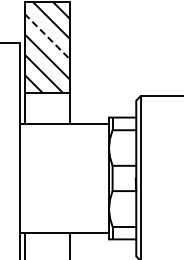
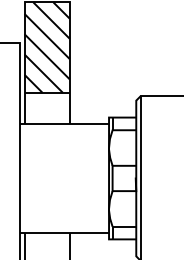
line: dashed -> solid (47, 36)
